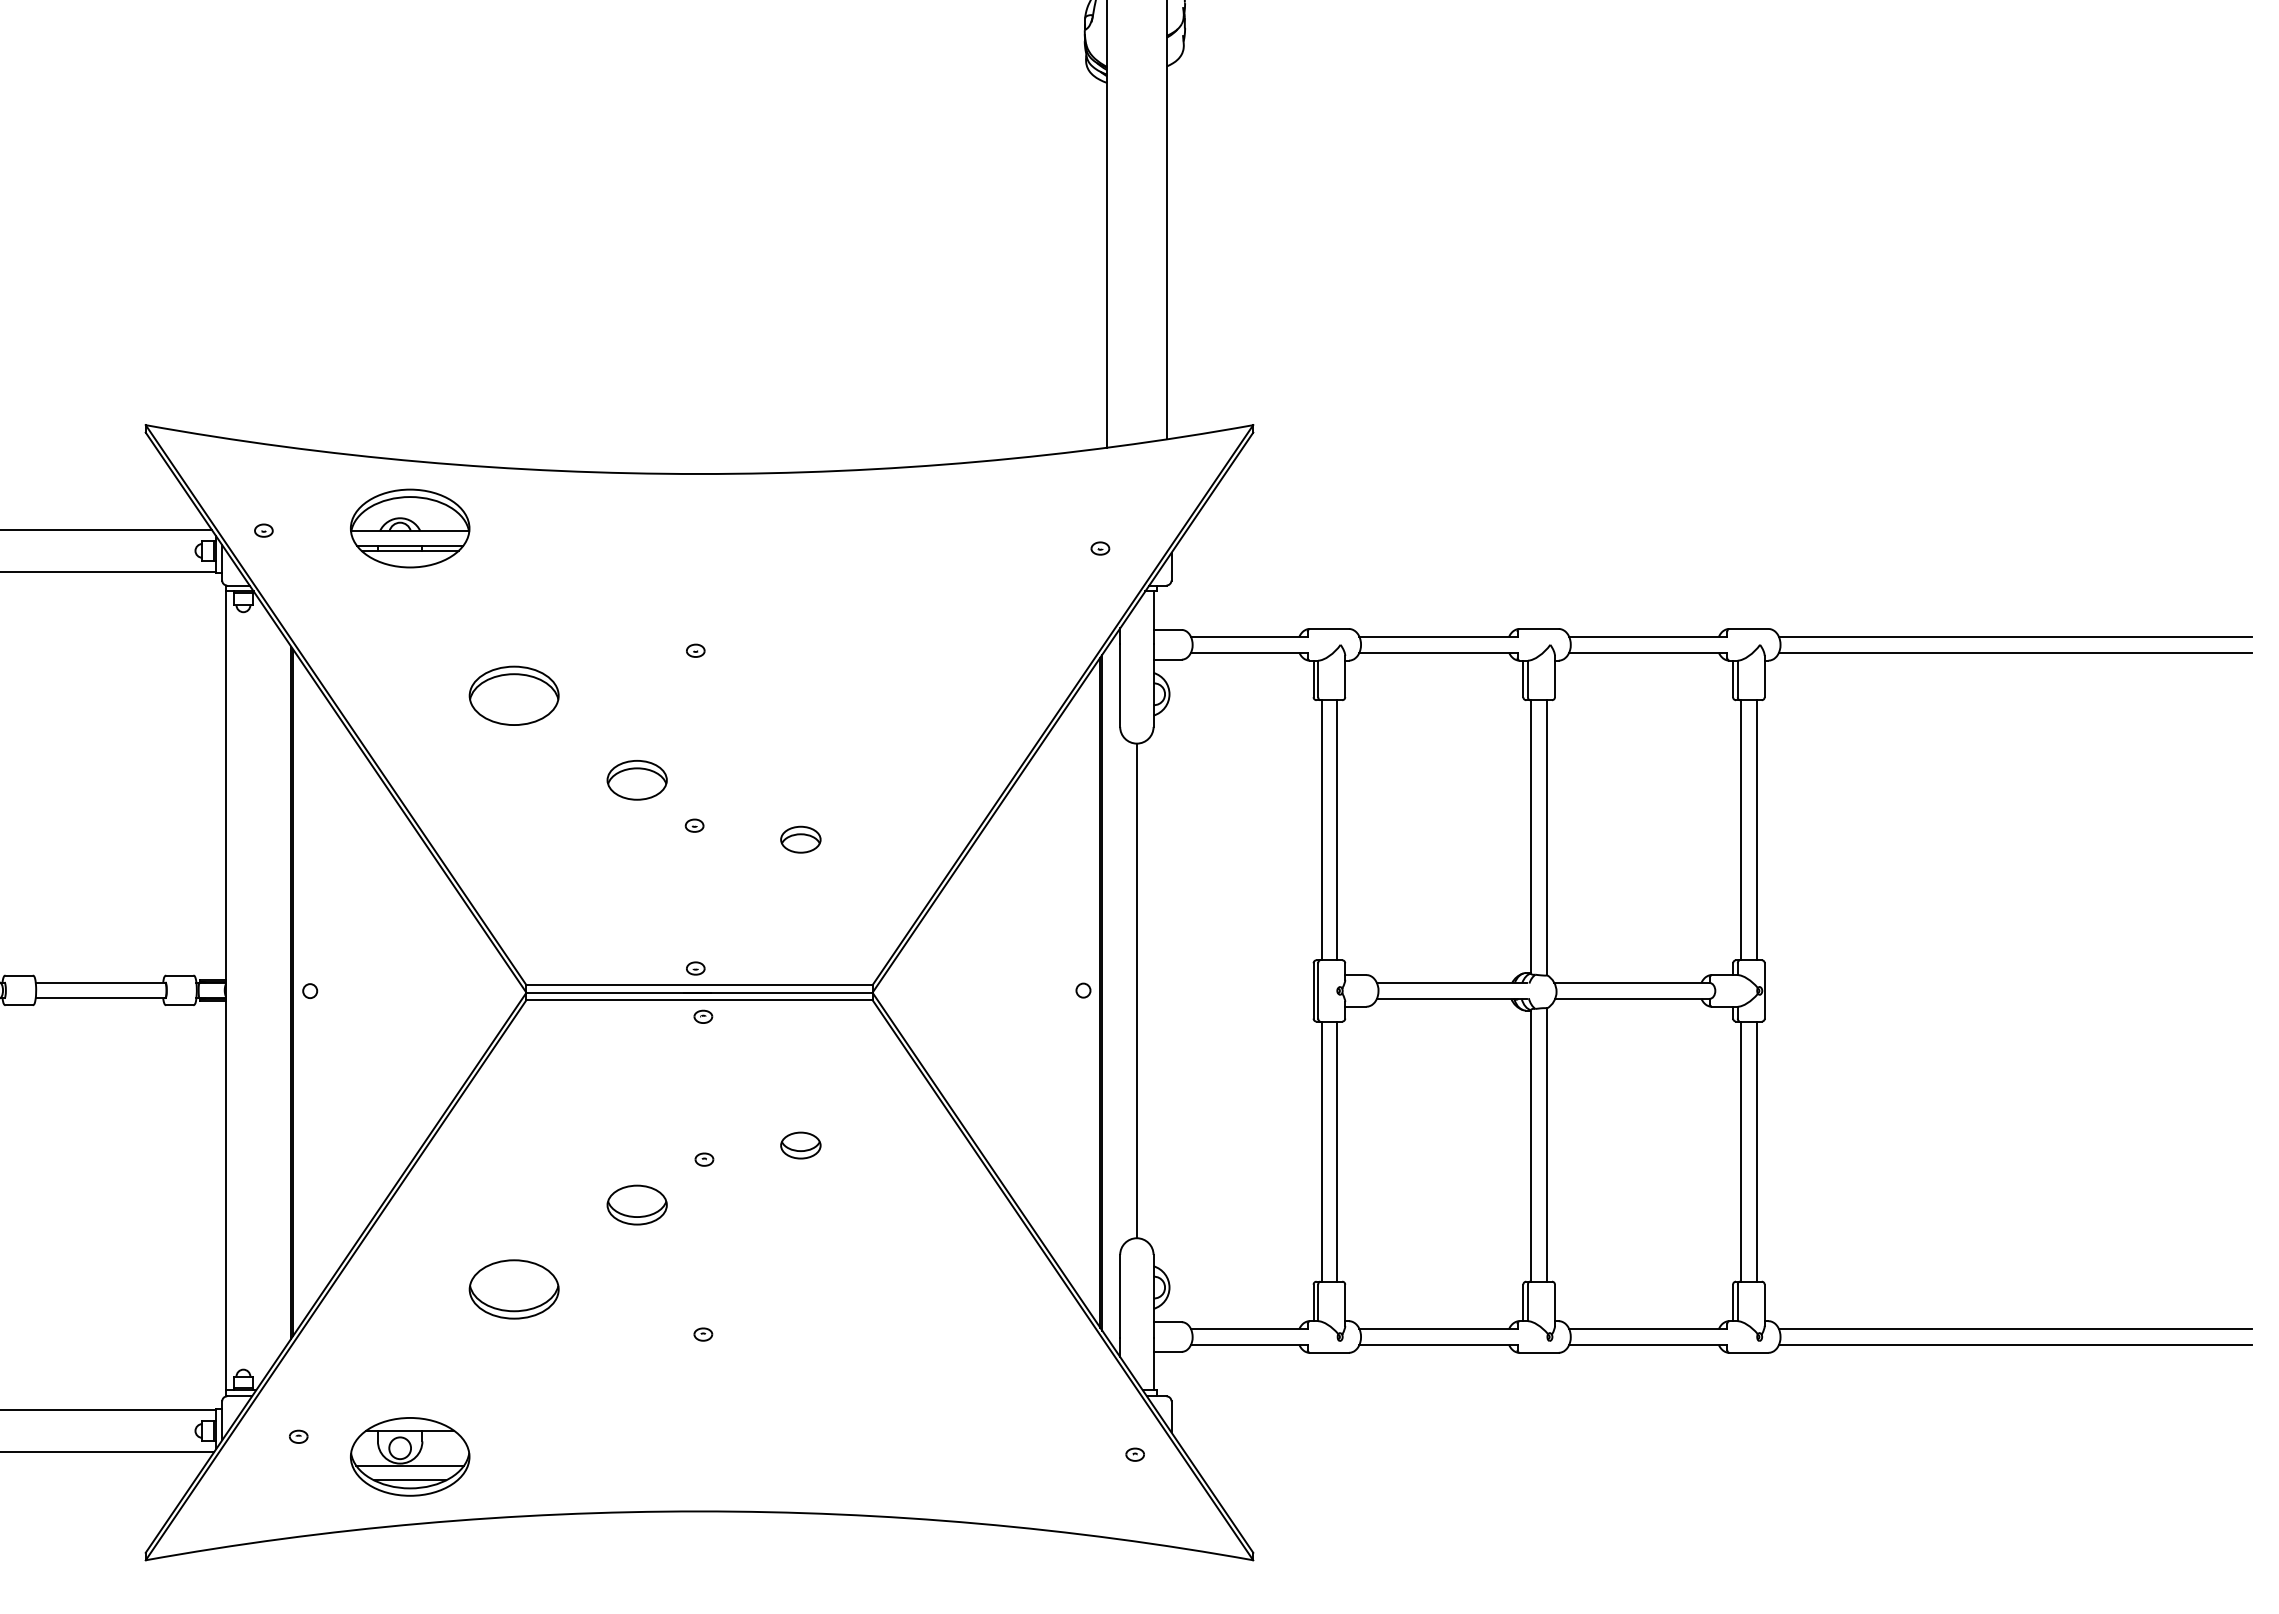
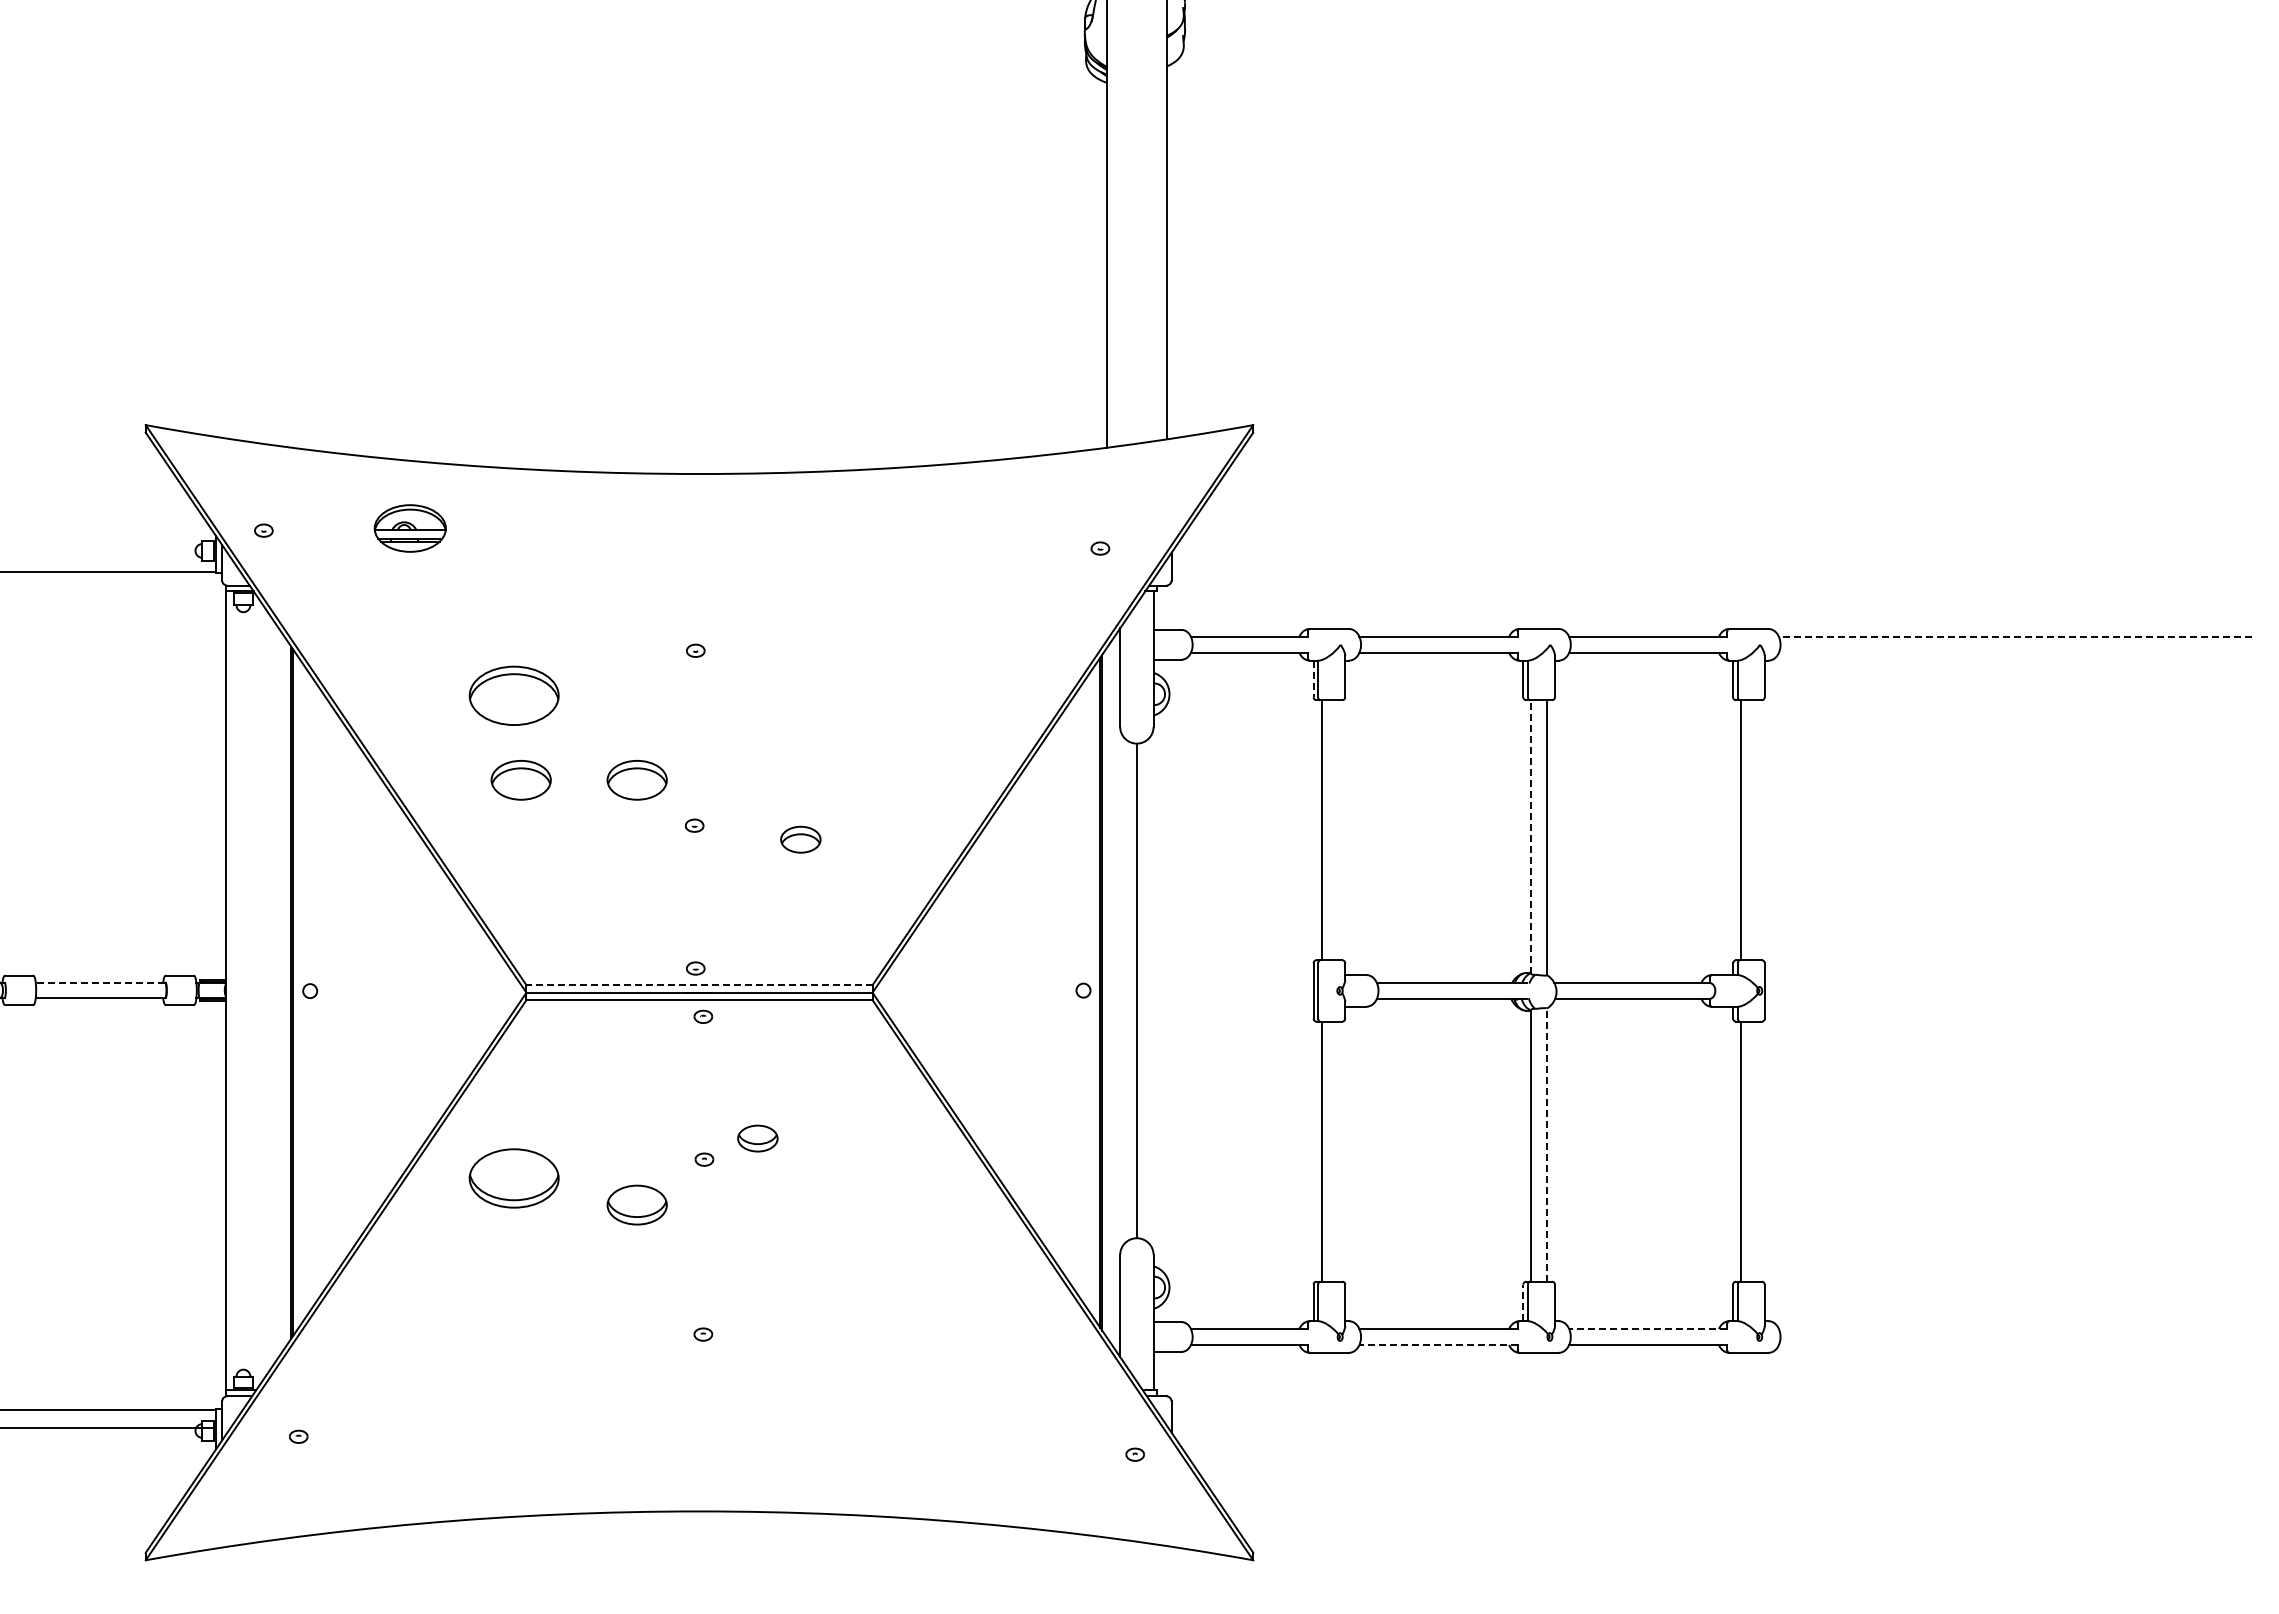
part size: 121x81 px -> 74x49 px (409, 528)
line: present -> none (106, 529)
line: solid -> dashed (2014, 636)
line: present -> none (2014, 652)
line: solid -> dashed (1313, 679)
part: none -> present (520, 780)
line: present -> none (1337, 830)
line: present -> none (1756, 830)
line: solid -> dashed (1531, 837)
line: solid -> dashed (100, 982)
line: solid -> dashed (699, 985)
part position: (800, 1145) -> (757, 1138) (757, 1138)
line: solid -> dashed (1547, 1145)
line: present -> none (1337, 1151)
line: present -> none (1756, 1151)
part position: (513, 1289) -> (513, 1178) (513, 1178)
line: solid -> dashed (1523, 1302)
line: solid -> dashed (1647, 1329)
line: present -> none (2014, 1329)
line: solid -> dashed (1437, 1344)
line: present -> none (2014, 1344)
line position: (108, 1451) -> (108, 1427) (108, 1427)
part: present -> none (410, 1456)
